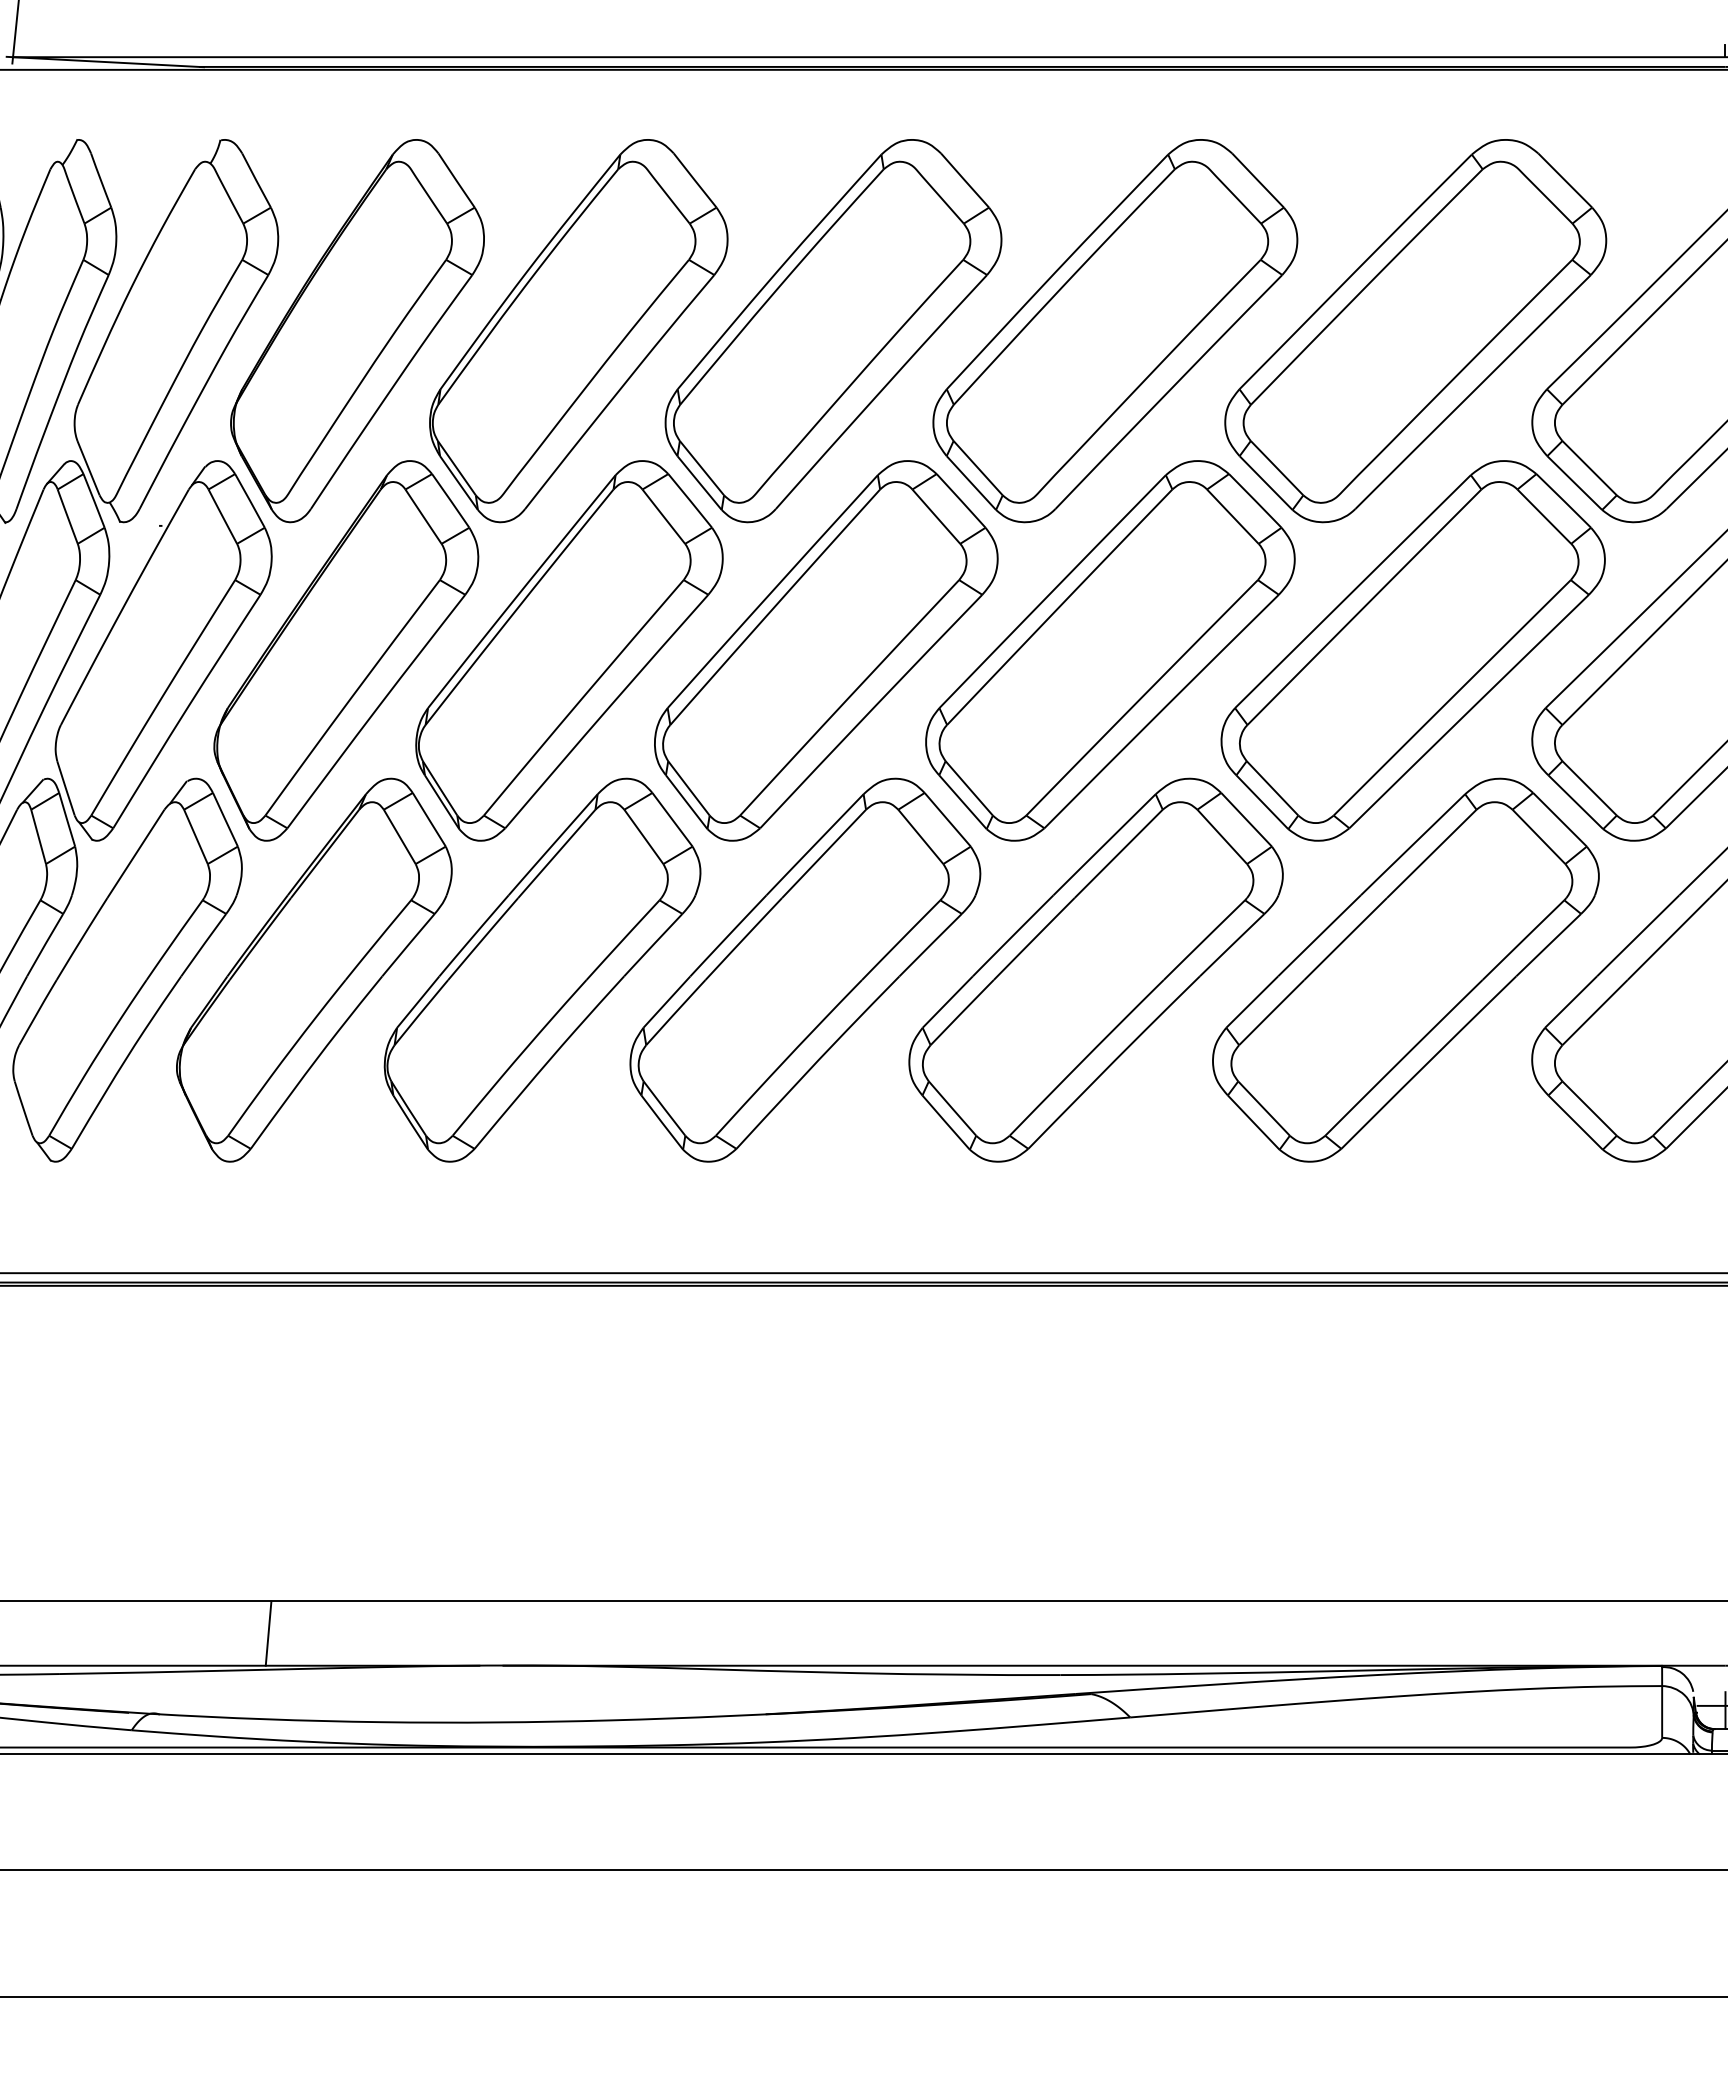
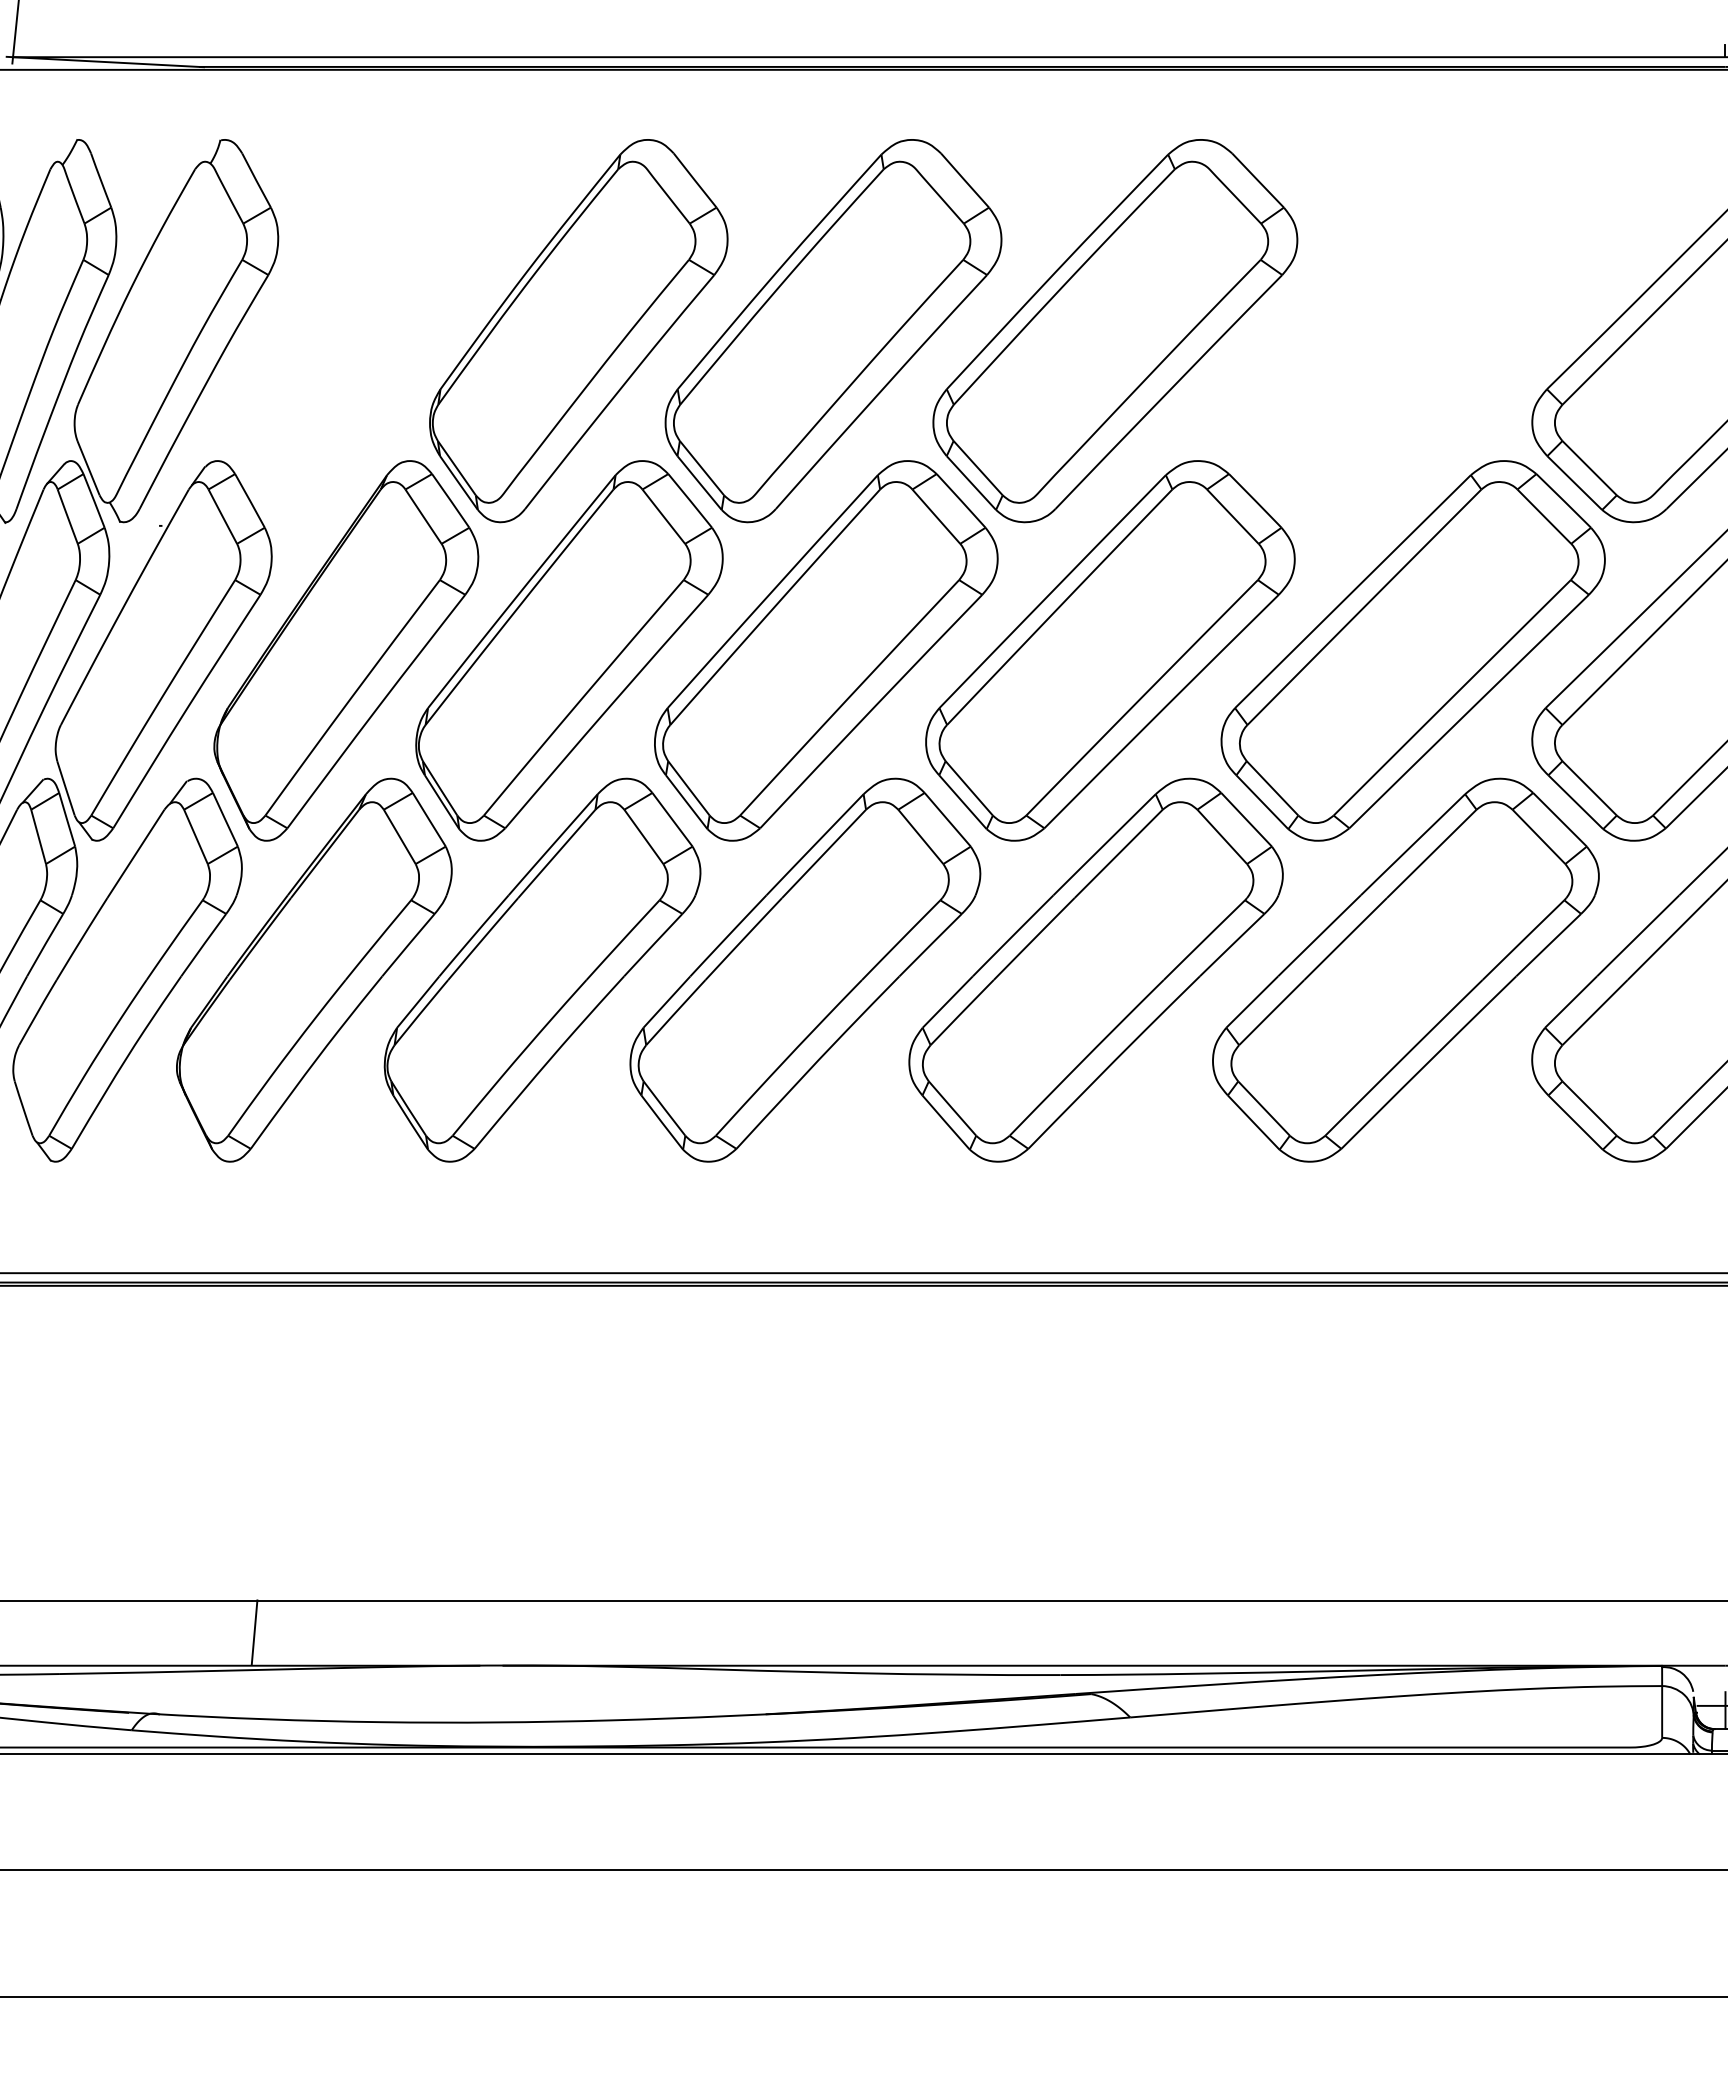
part: present -> none (357, 331)
part: present -> none (1415, 331)
line position: (268, 1633) -> (254, 1632) (254, 1632)
